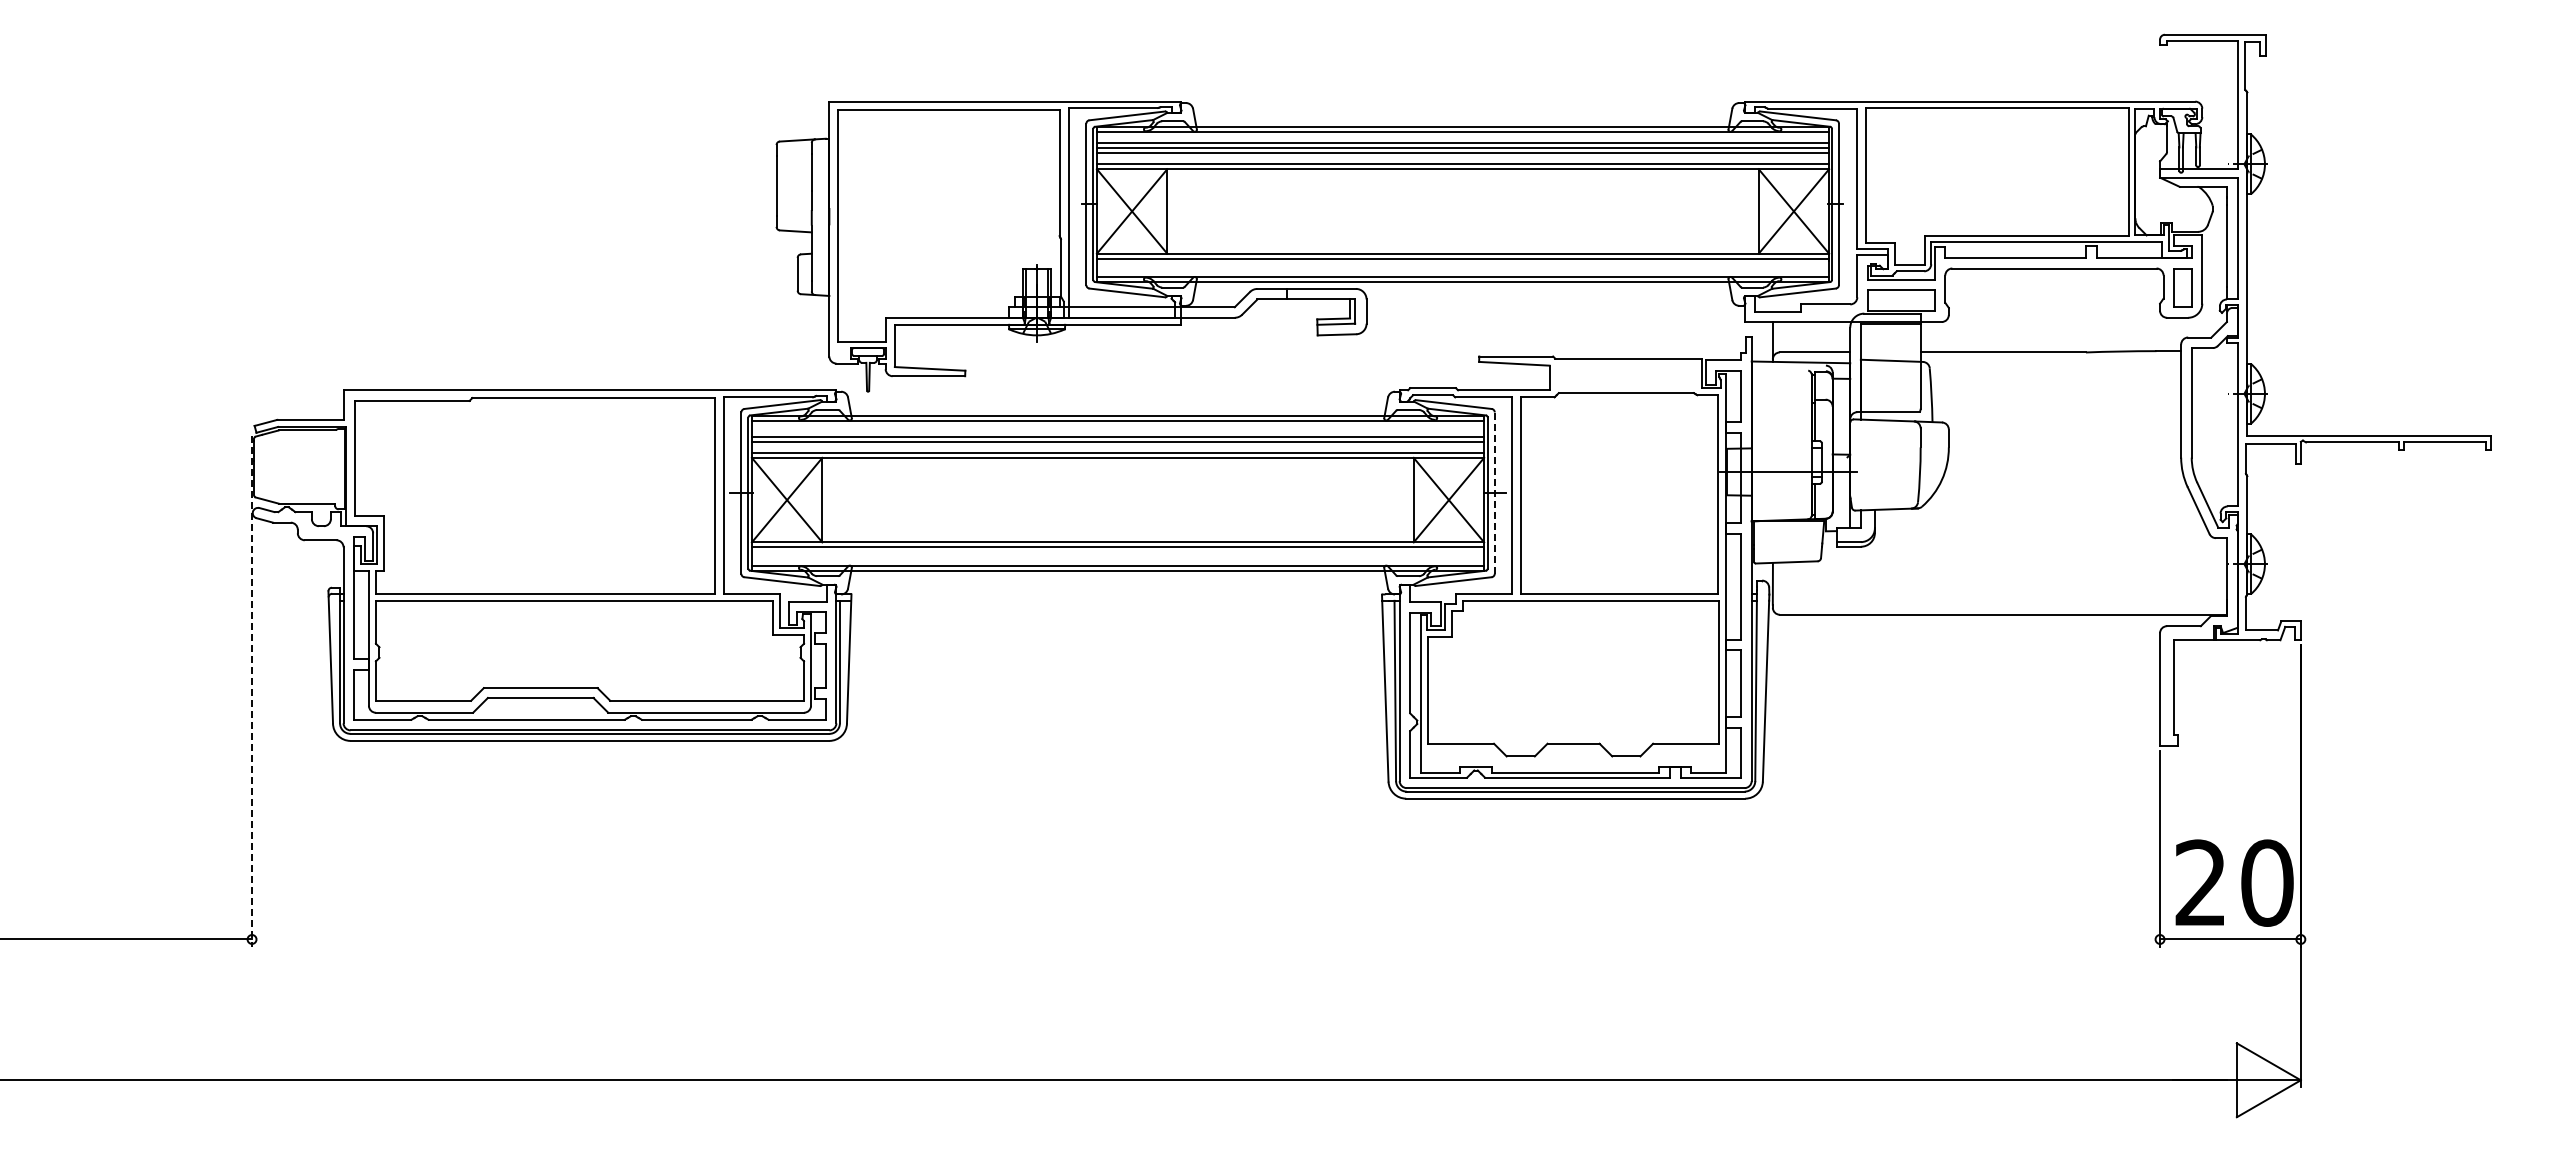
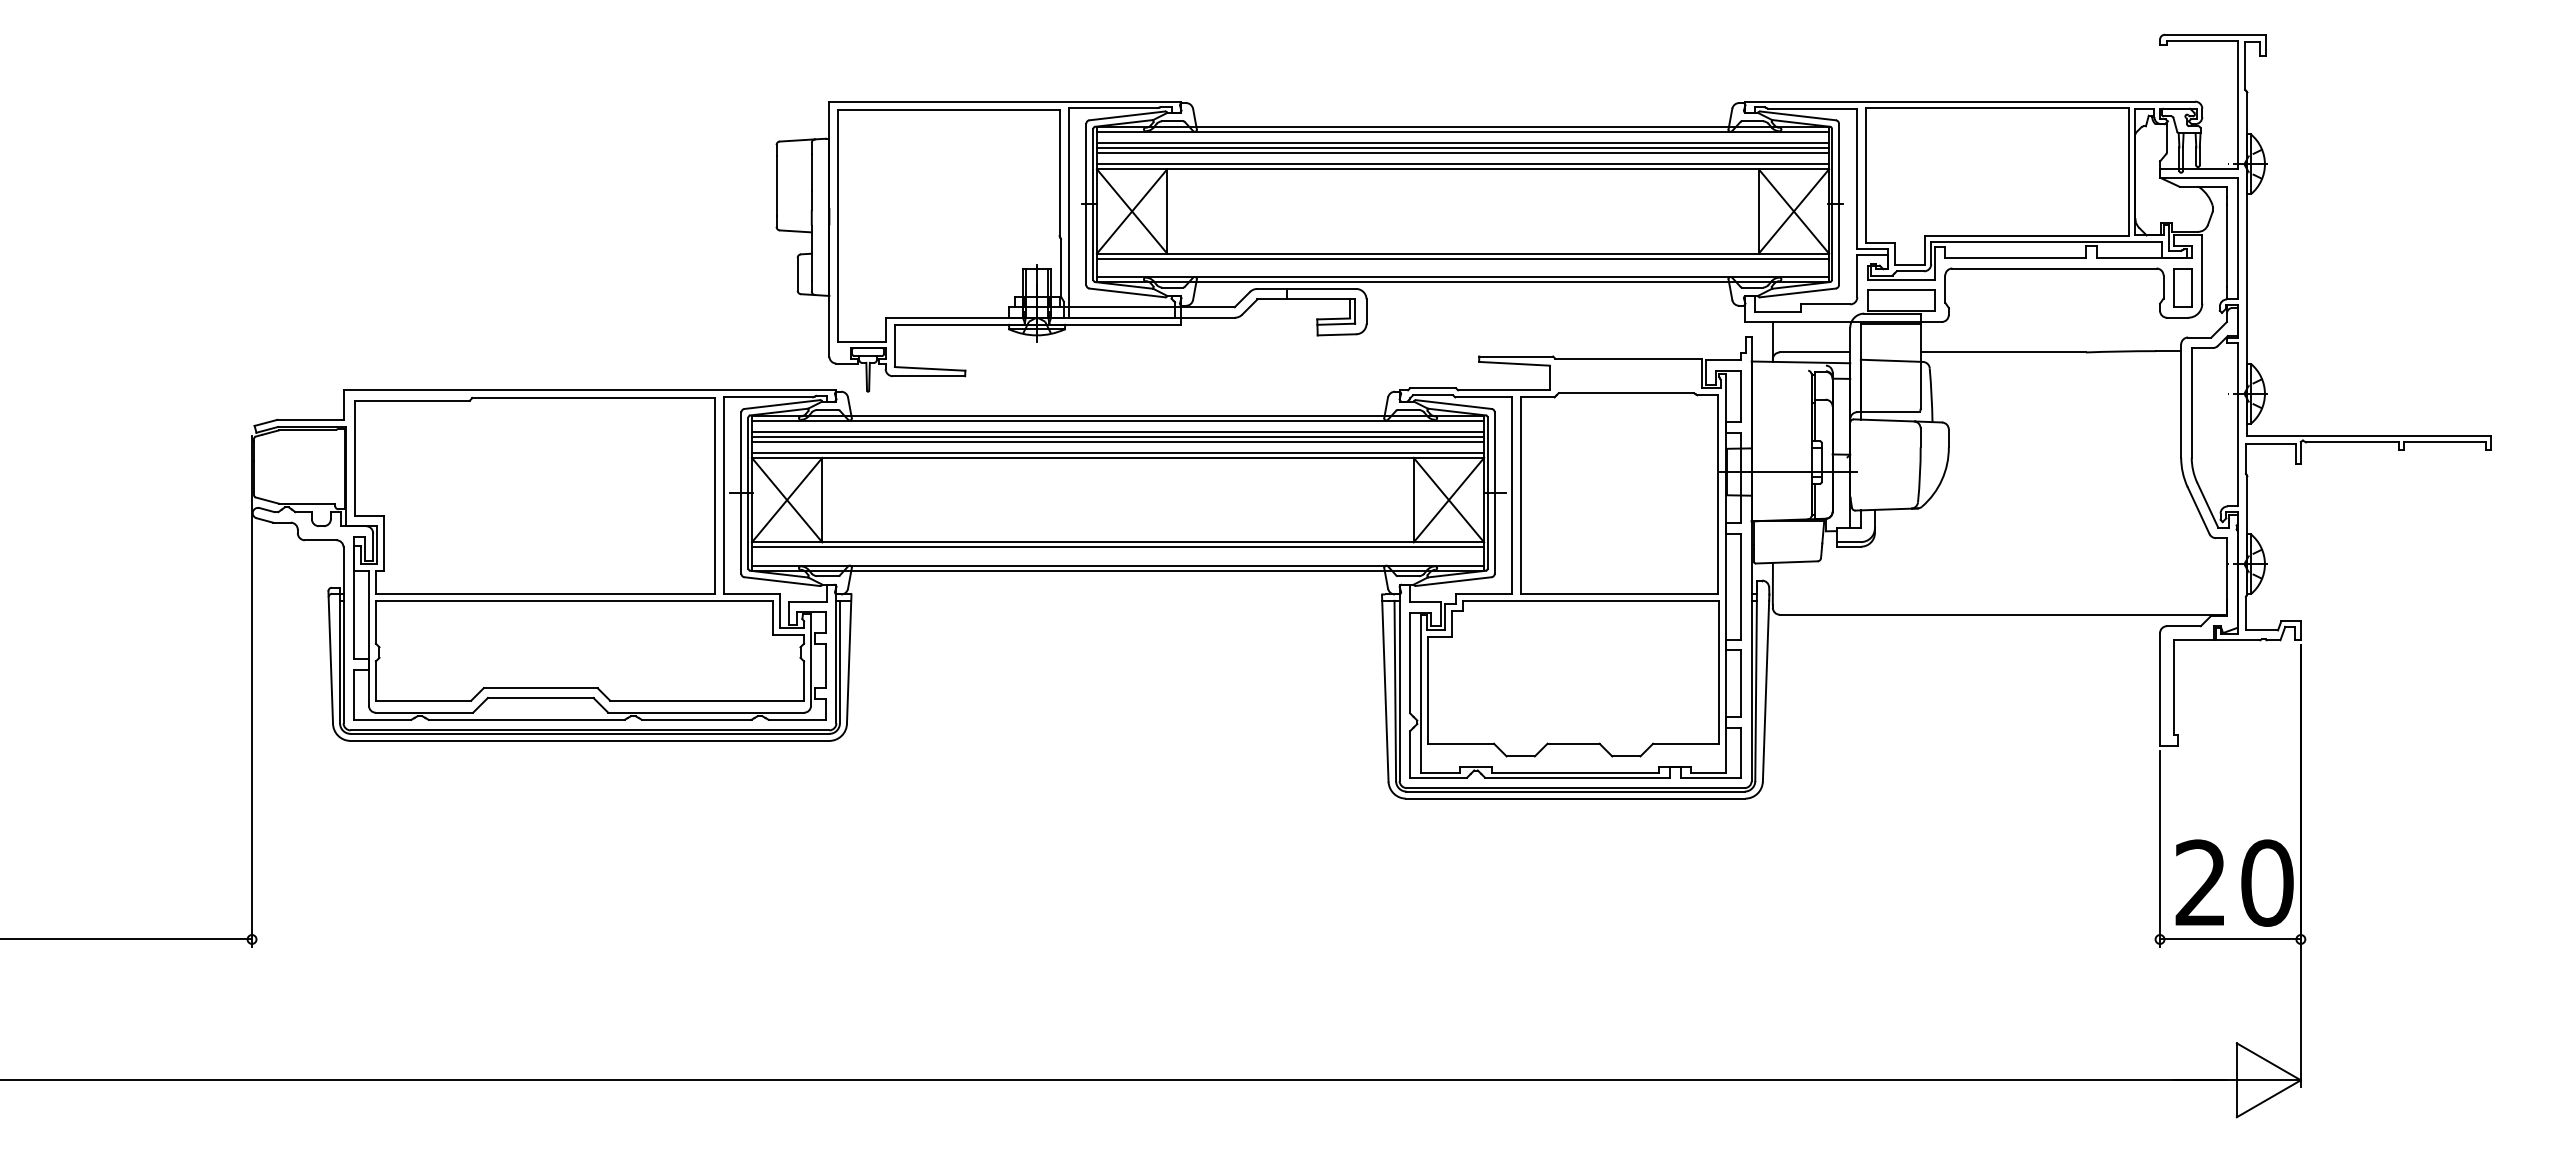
line: none -> present (1117, 431)
line: dashed -> solid (1494, 493)
line: dashed -> solid (252, 691)
